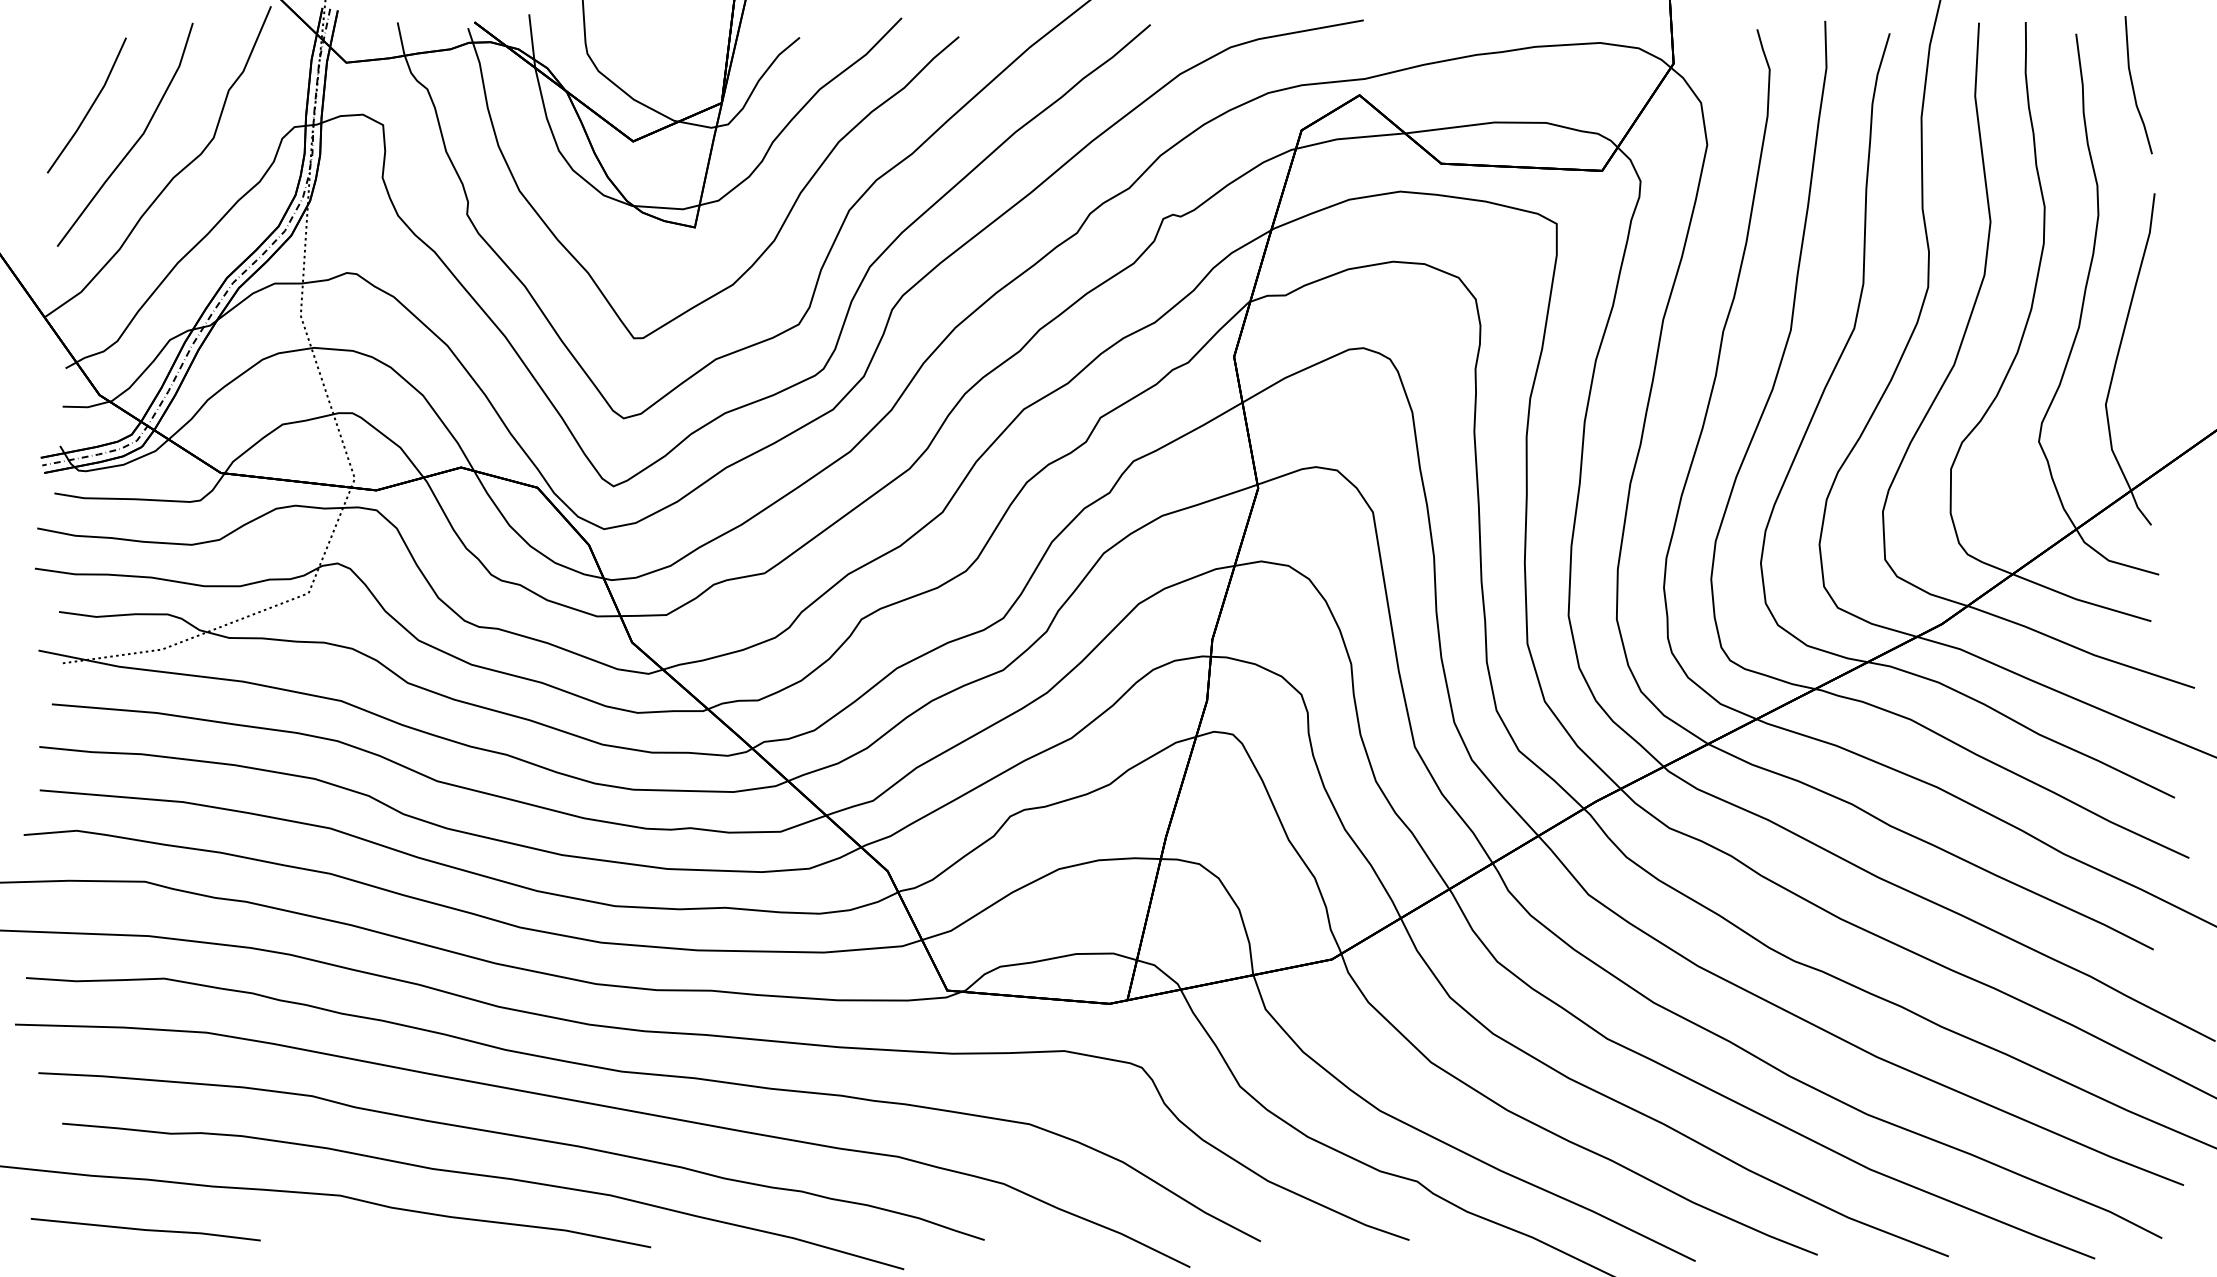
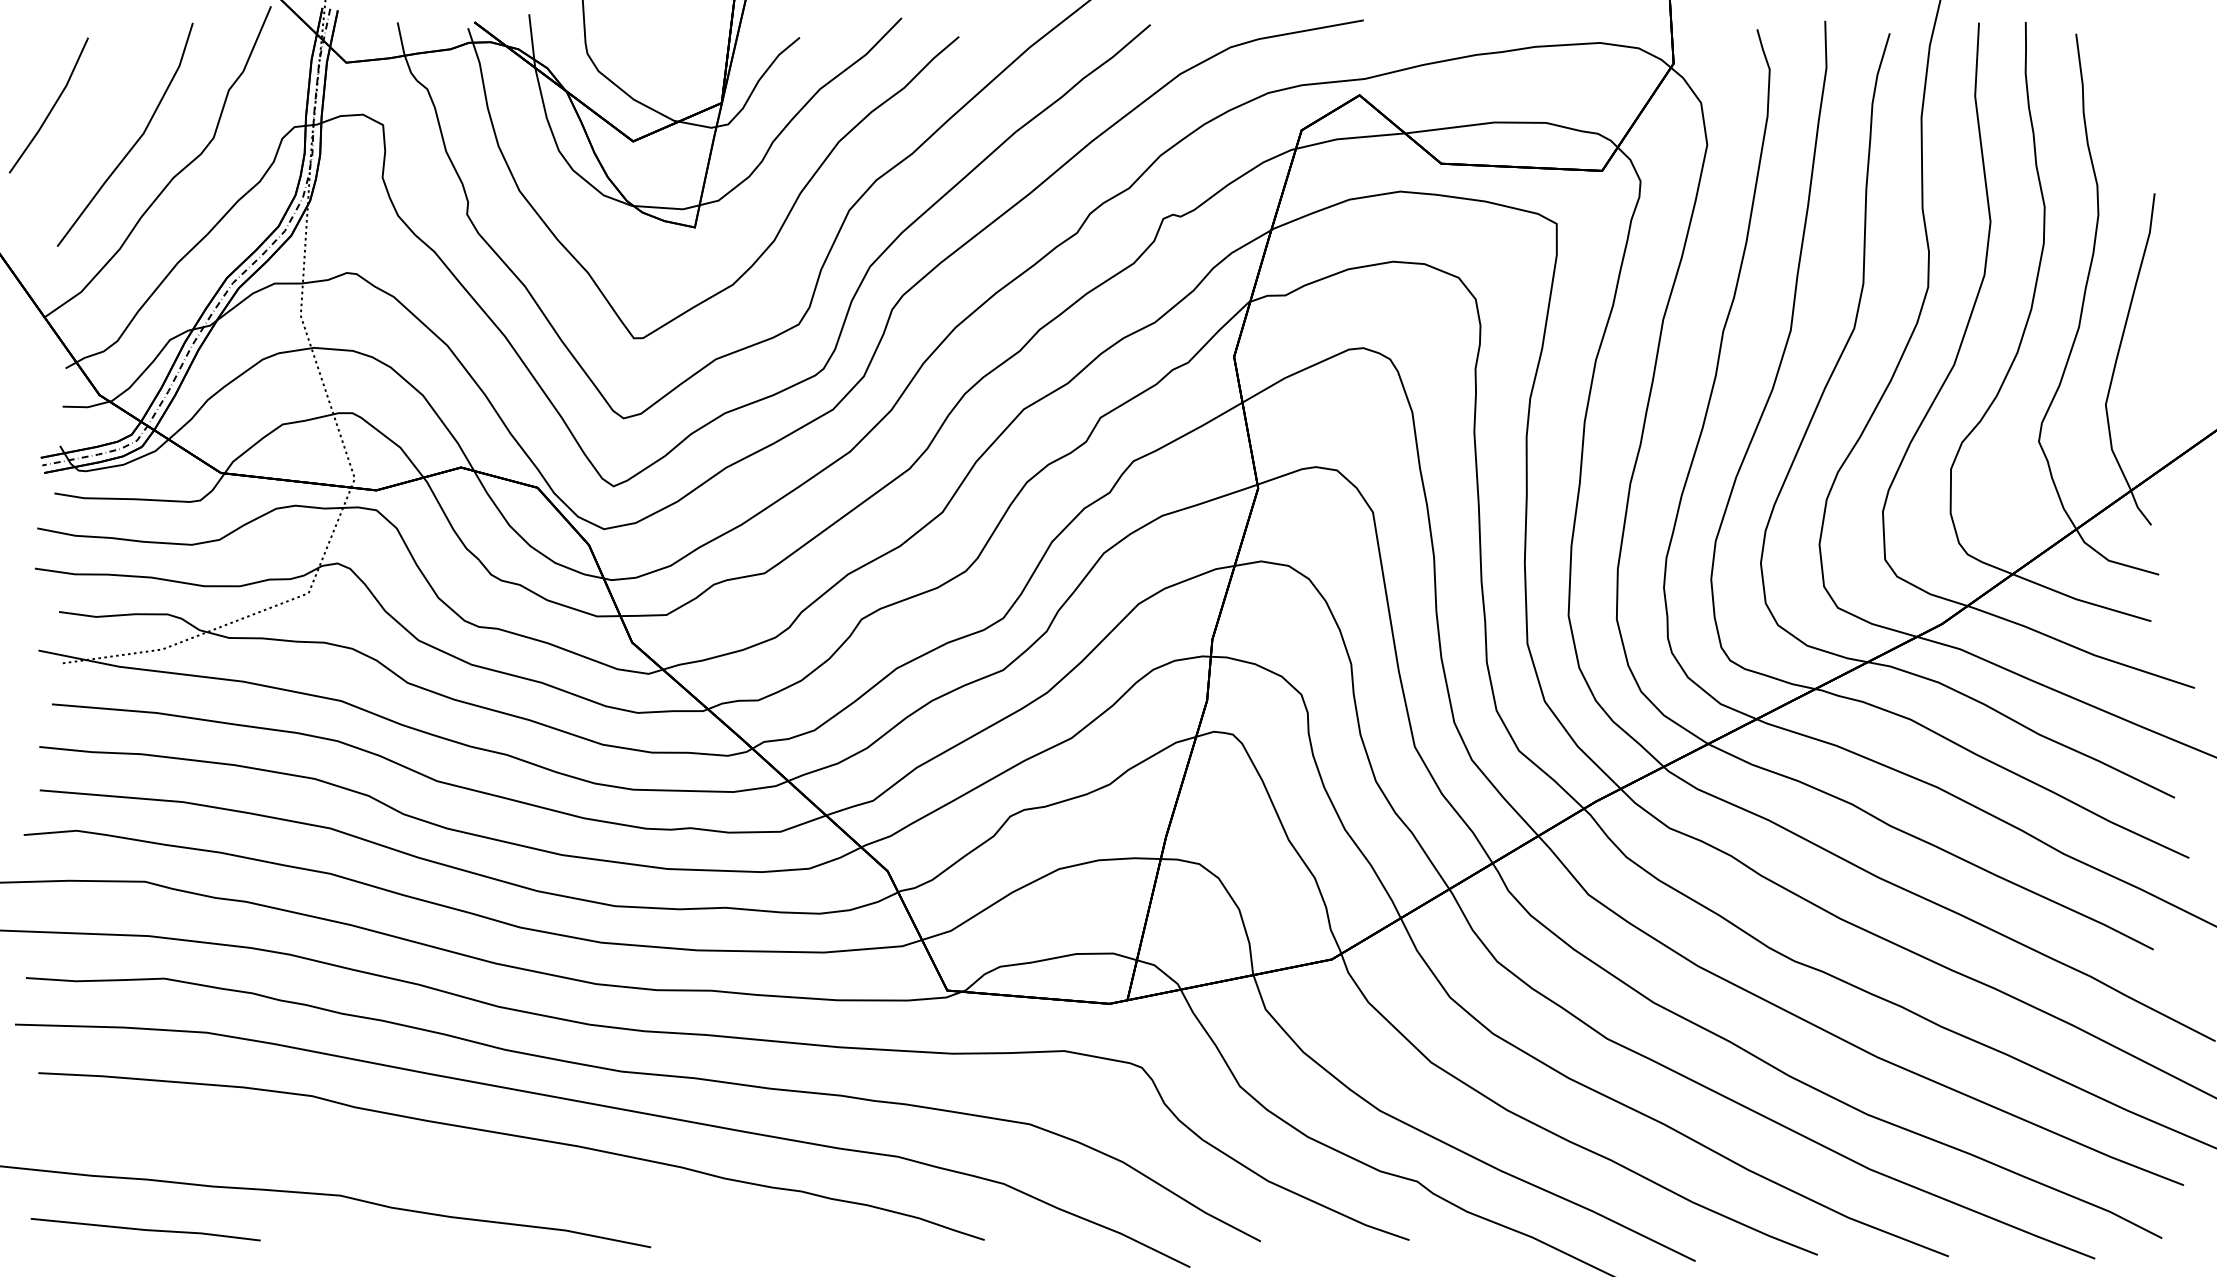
line: present -> none (2133, 85)
line position: (90, 106) -> (52, 106) (52, 106)
curve: present -> none (488, 1177)
